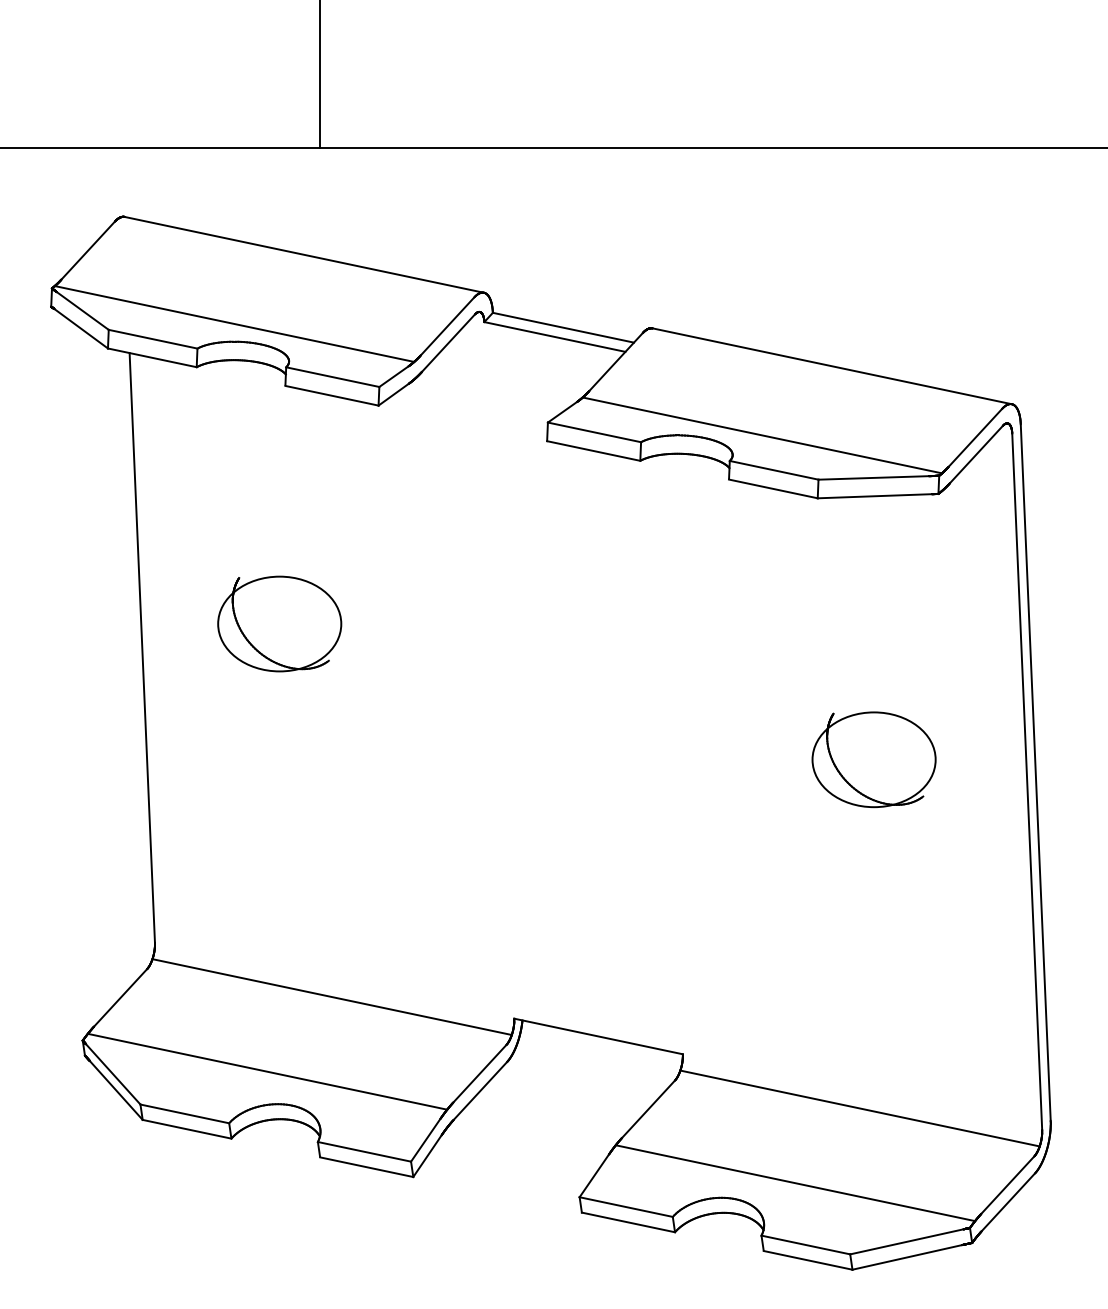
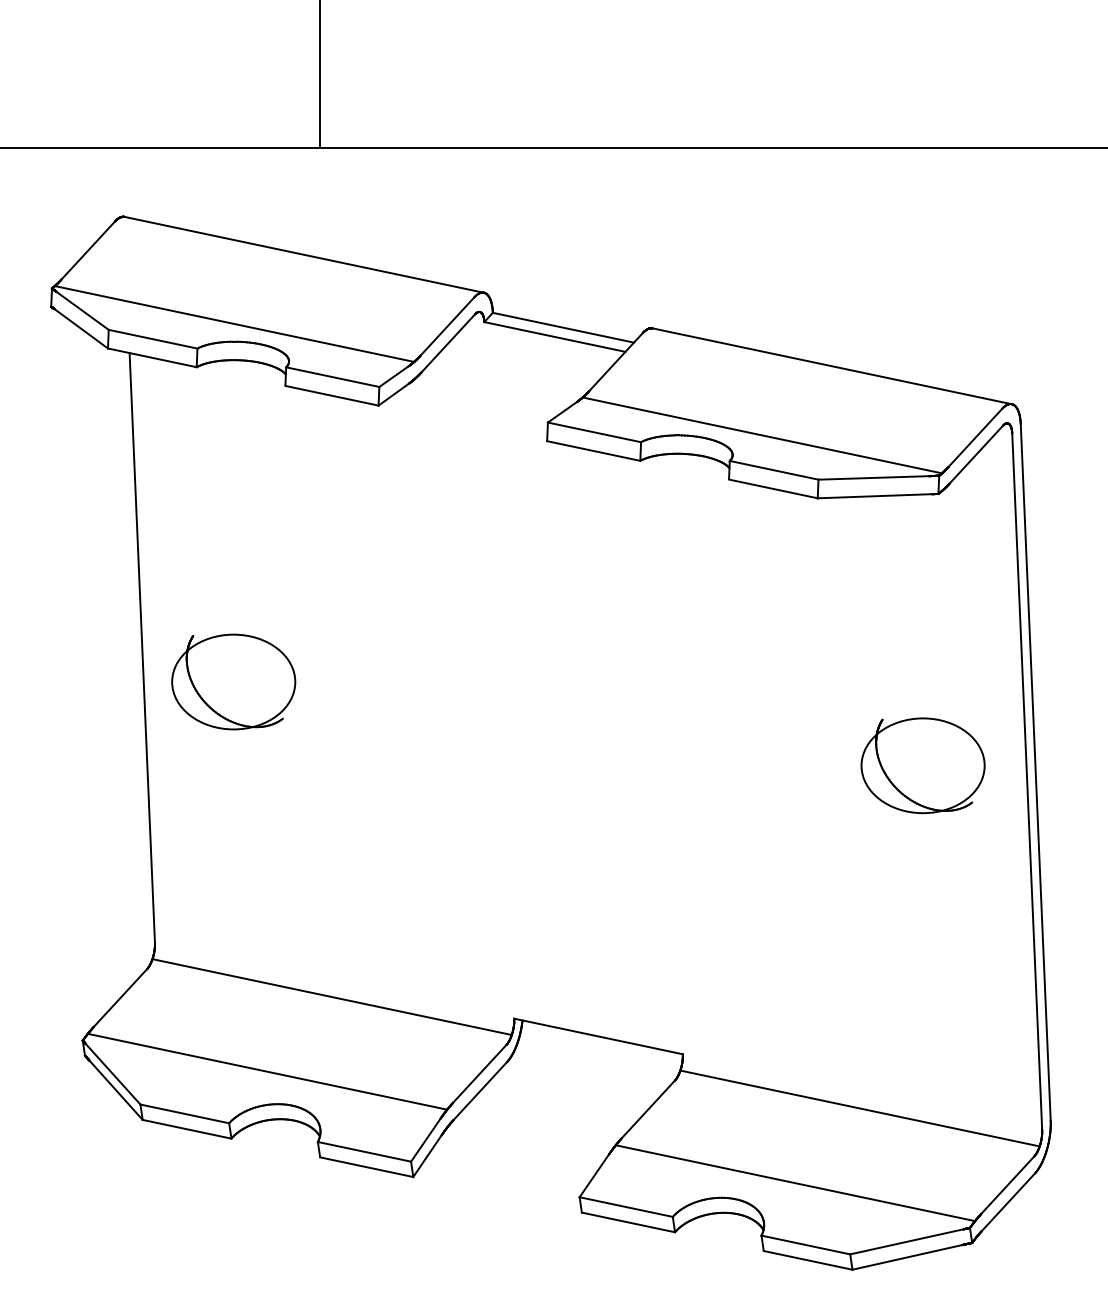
part position: (279, 623) -> (233, 681) (233, 681)
part position: (873, 759) -> (922, 765) (922, 765)
